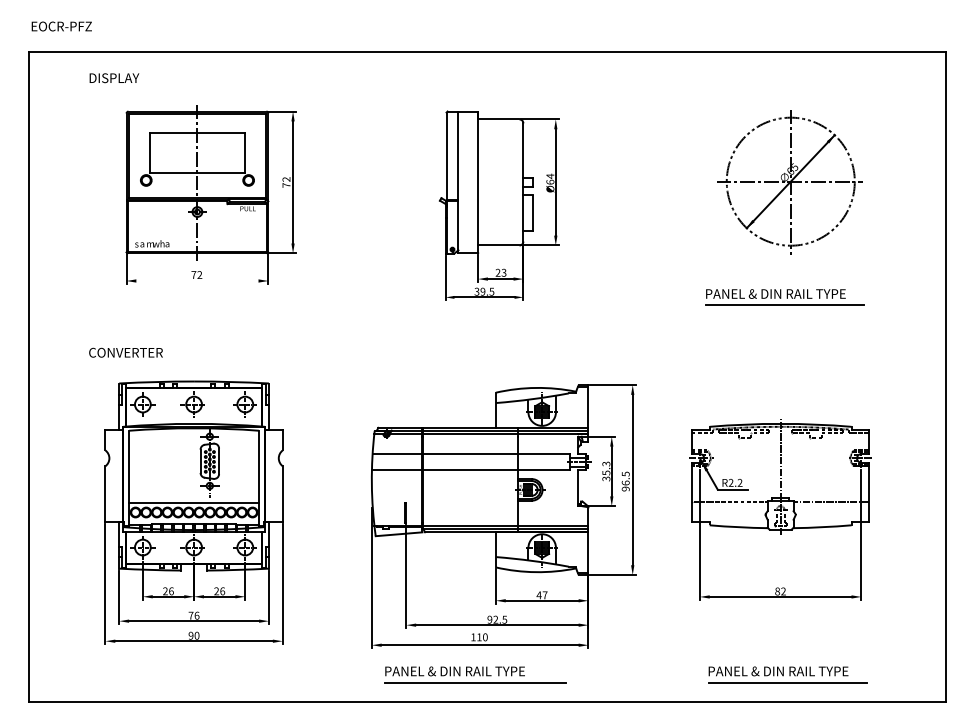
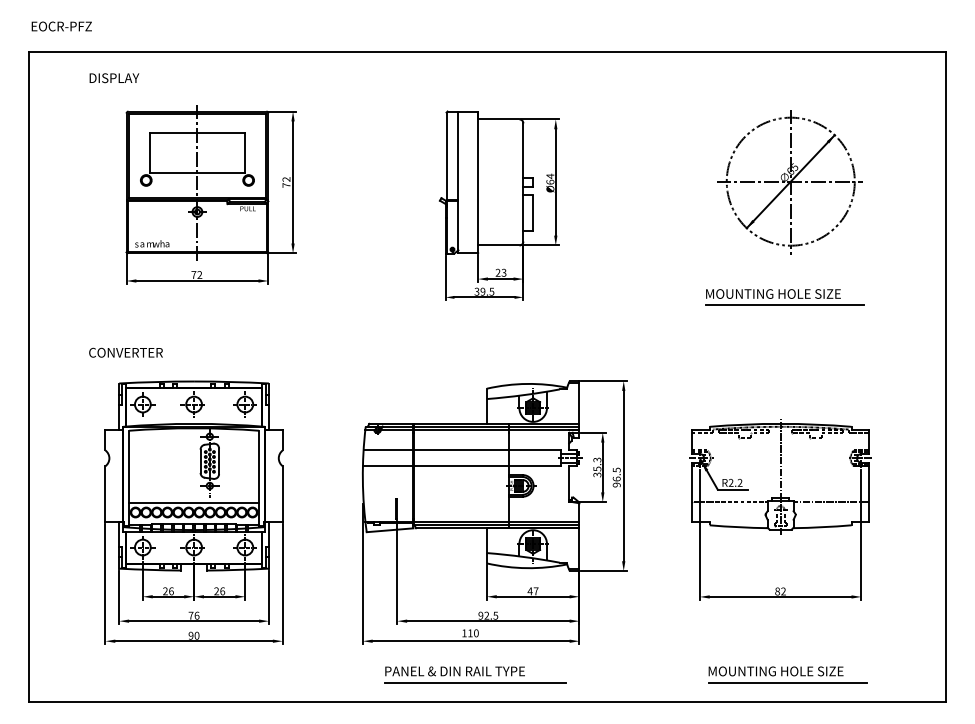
line: none -> present (197, 281)
text: PANEL & DIN RAIL TYPE -> MOUNTING HOLE SIZE (776, 293)
part position: (503, 516) -> (494, 512) (494, 512)
text: PANEL & DIN RAIL TYPE -> MOUNTING HOLE SIZE (778, 671)
